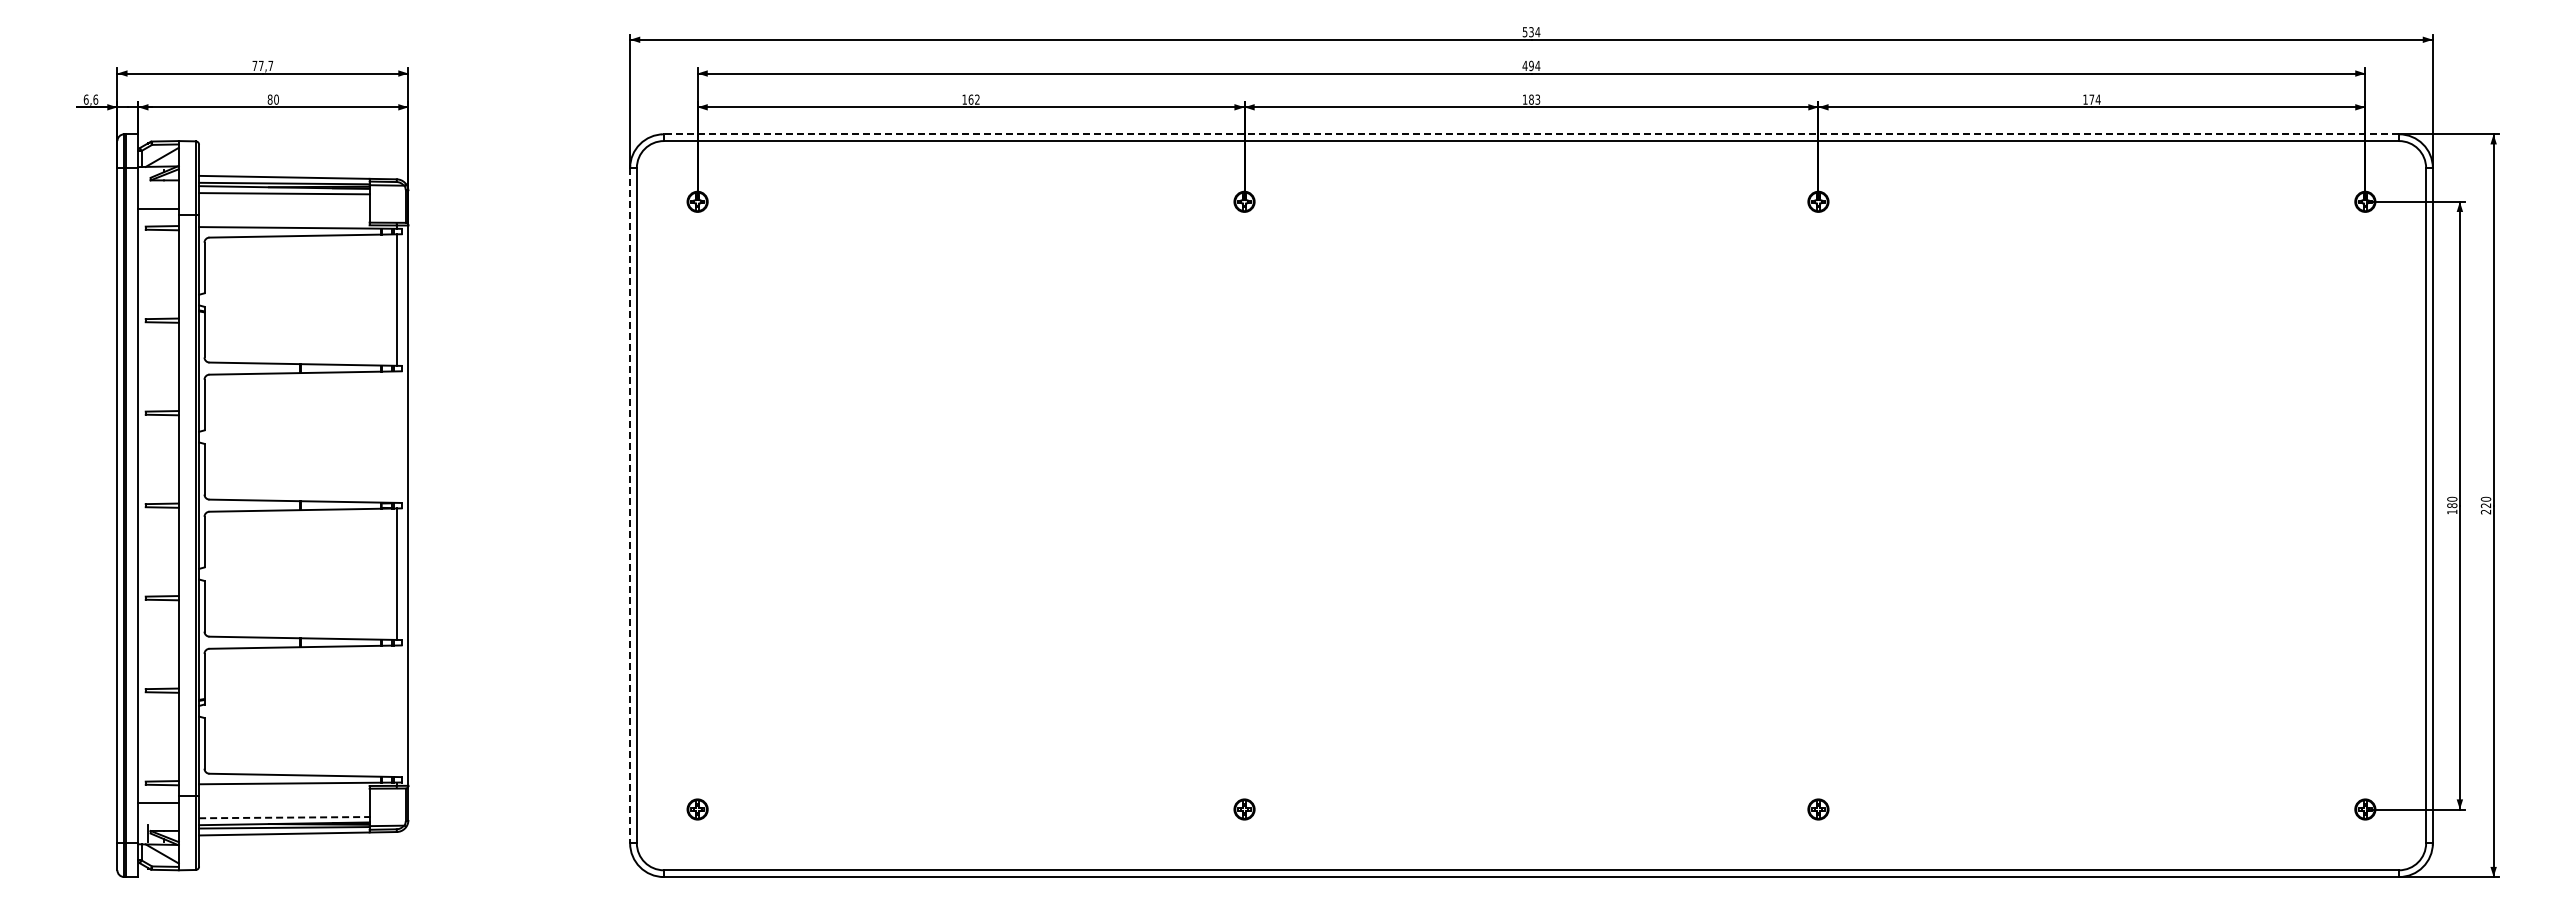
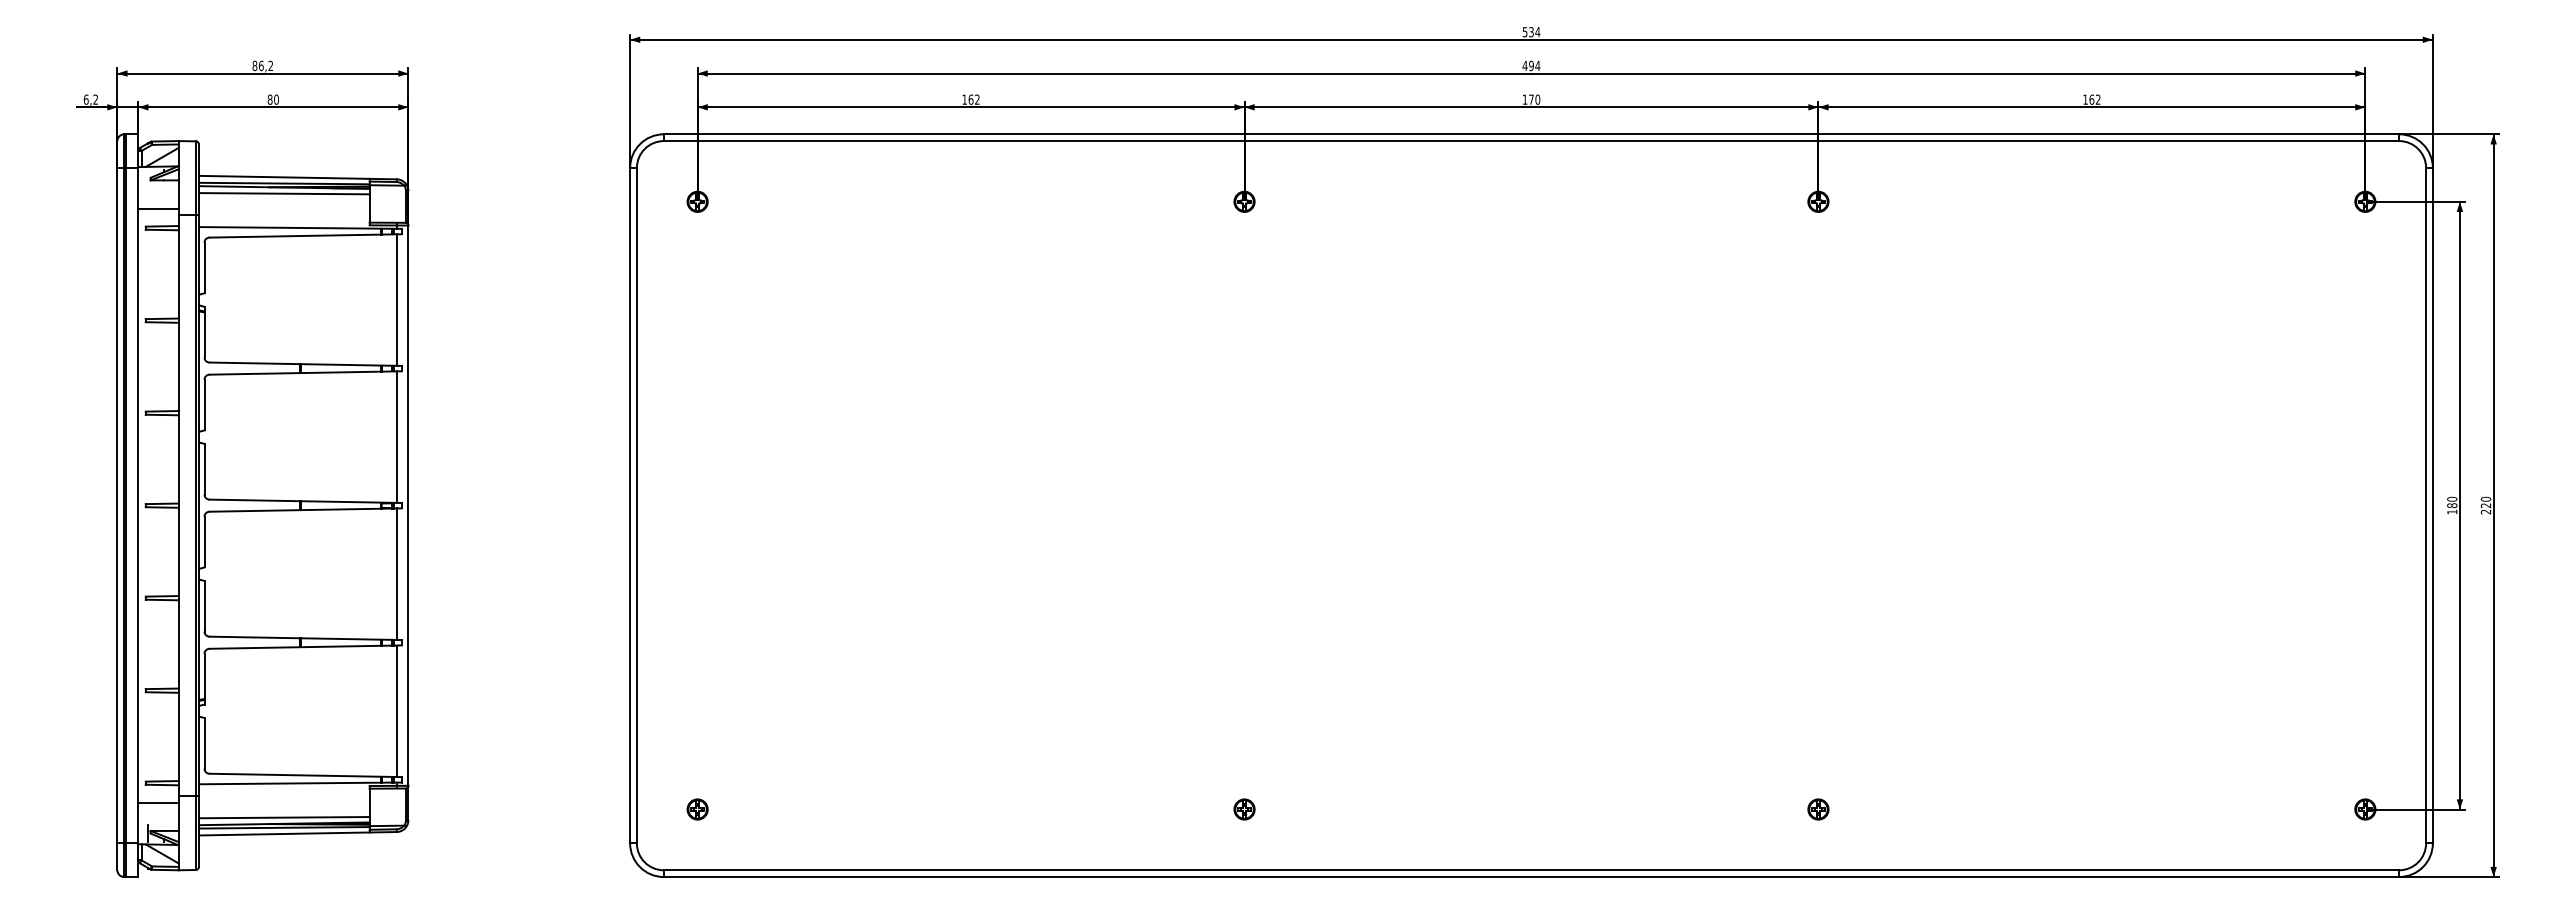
text: 77,7 -> 86,2 (262, 65)
text: 6,6 -> 6,2 (95, 99)
text: 183 -> 170 (1534, 99)
text: 174 -> 162 (2094, 99)
line: dashed -> solid (1531, 134)
line: none -> present (396, 436)
line: dashed -> solid (630, 505)
line: none -> present (396, 711)
line: dashed -> solid (284, 817)
